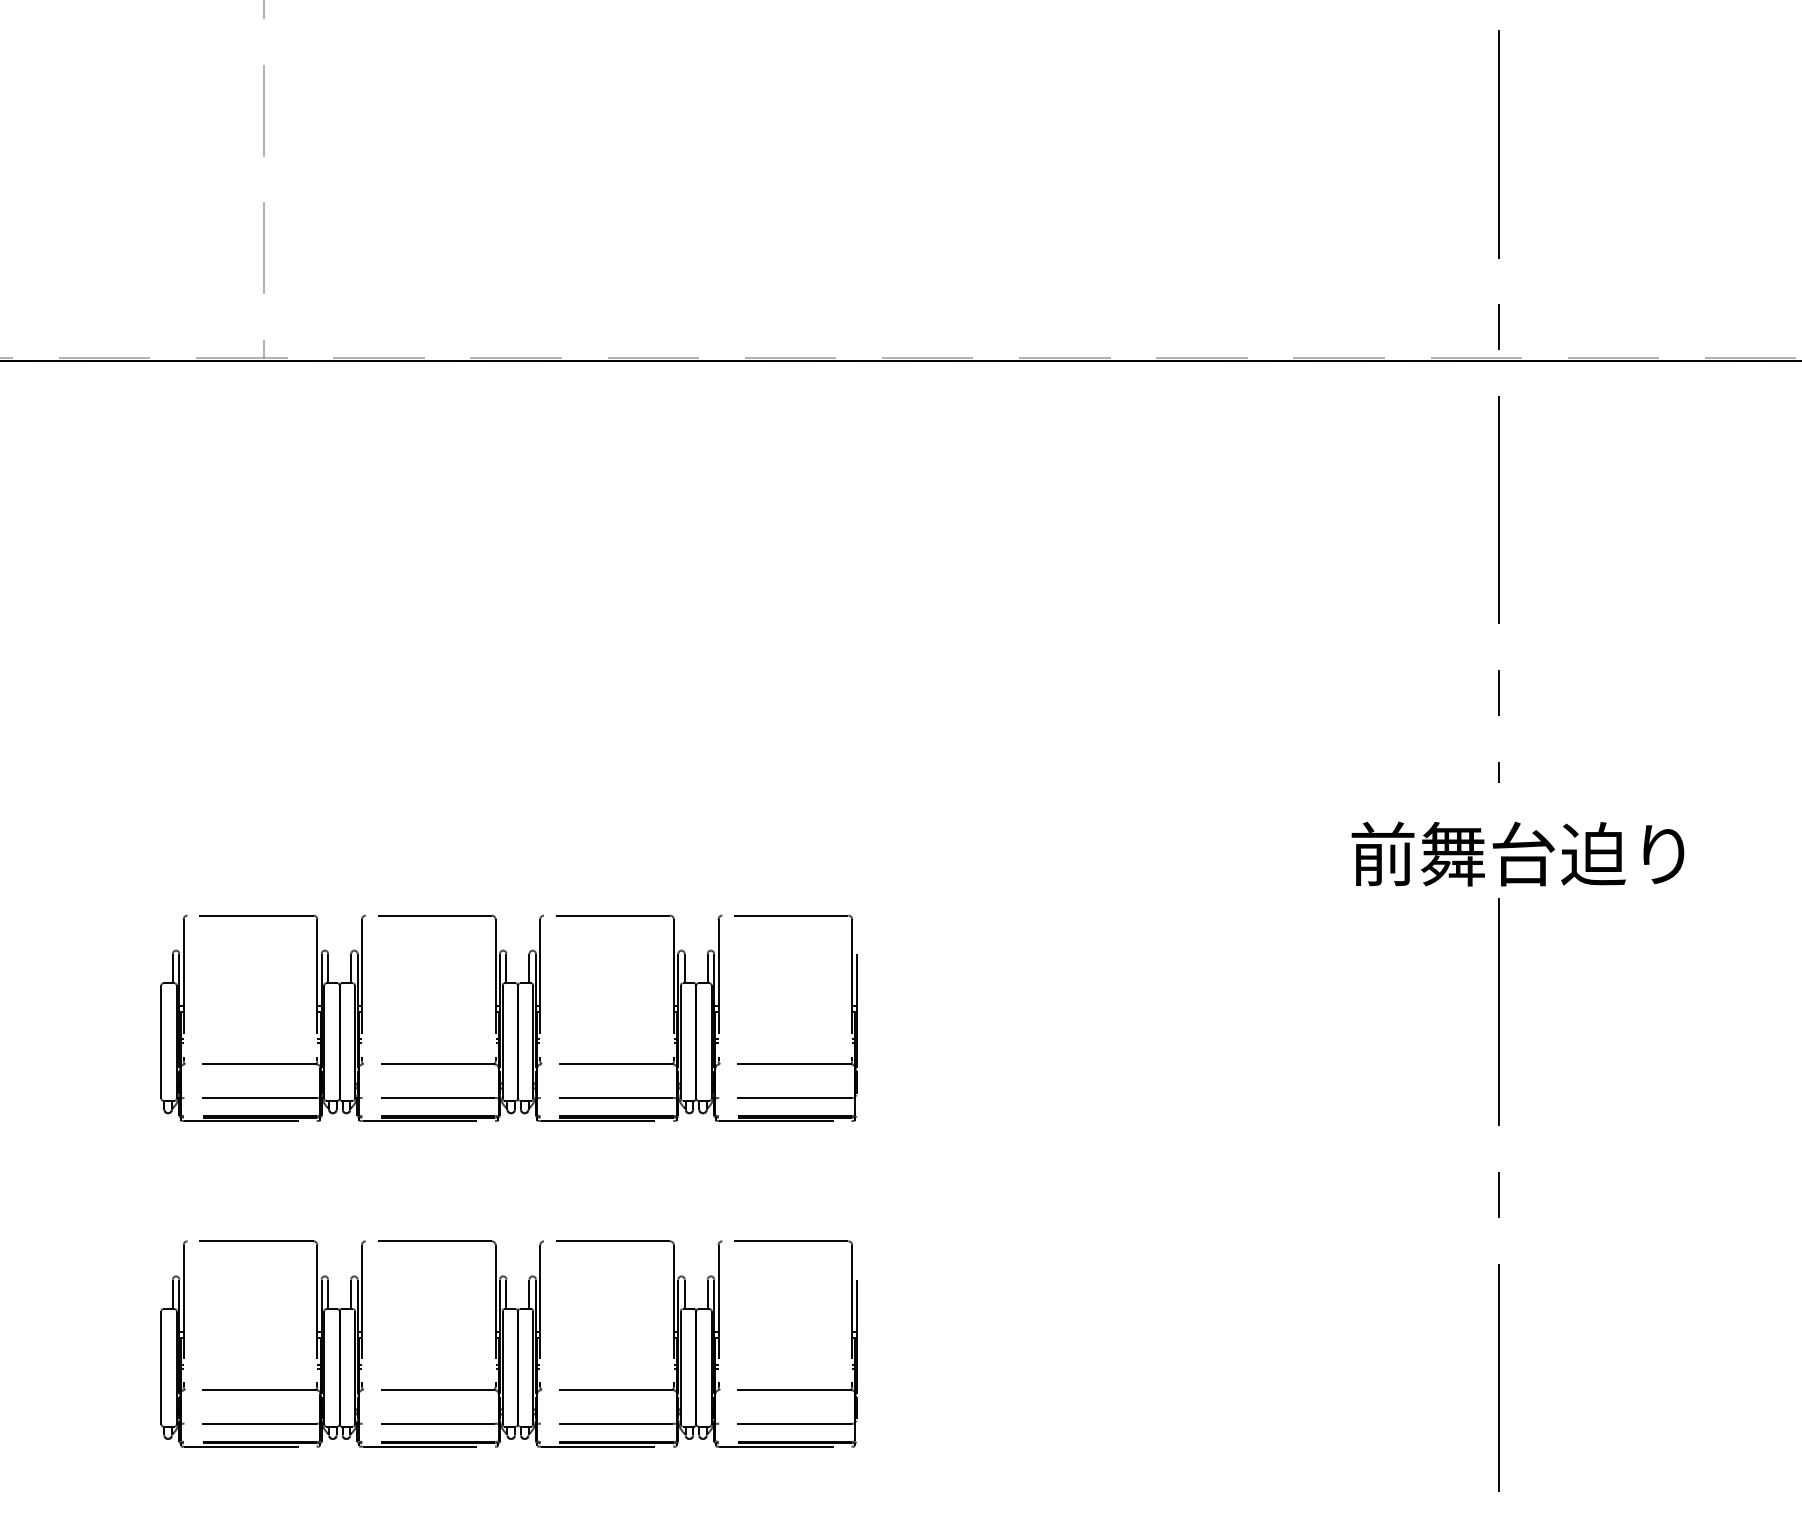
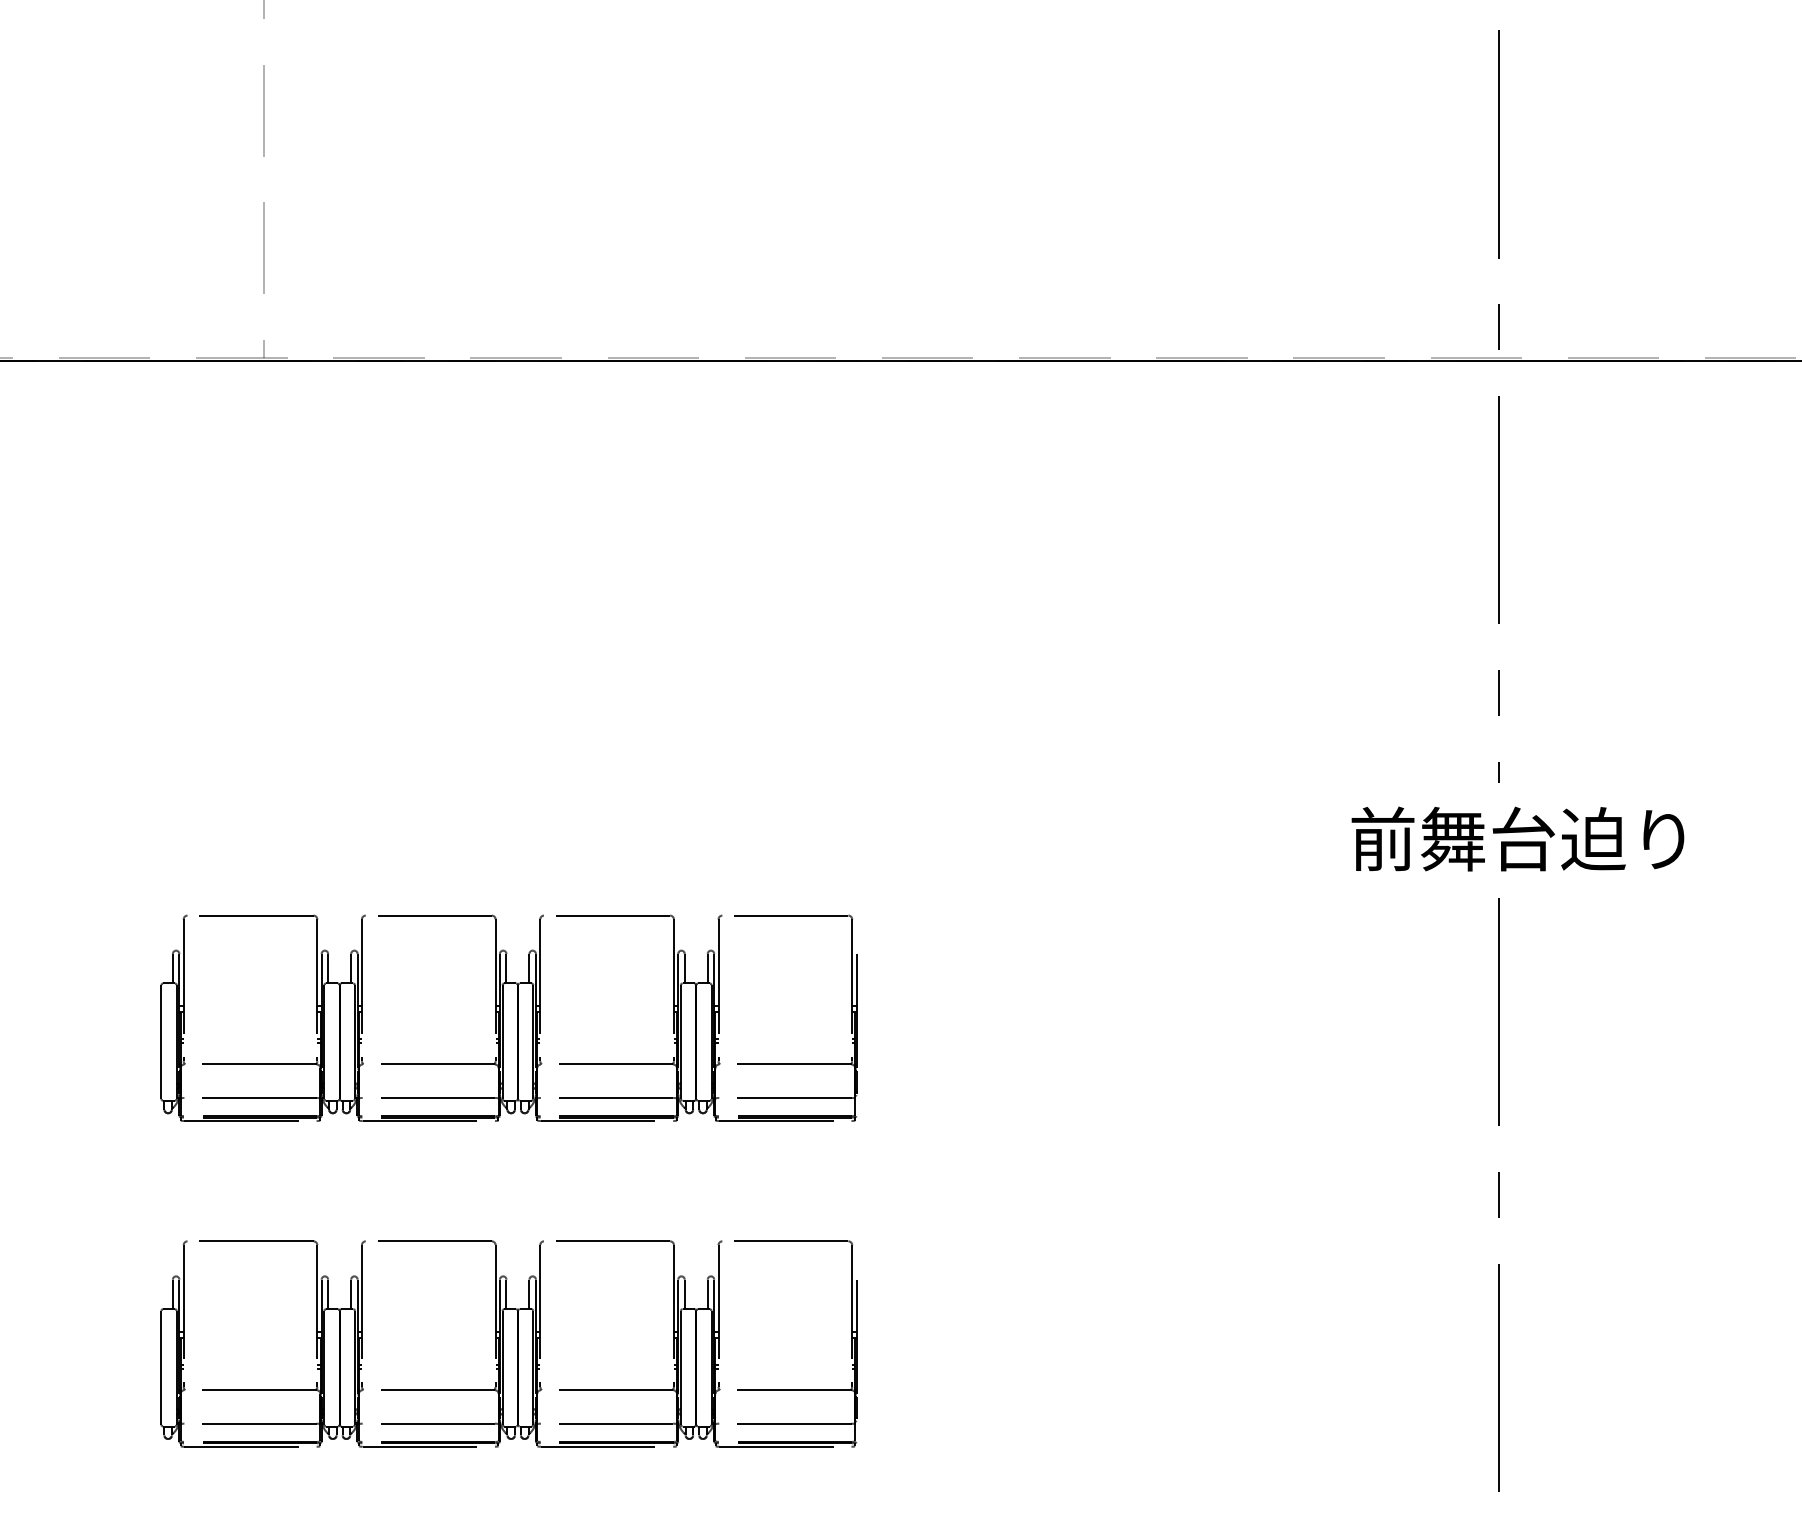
text position: (1517, 853) -> (1517, 838) (1517, 838)
